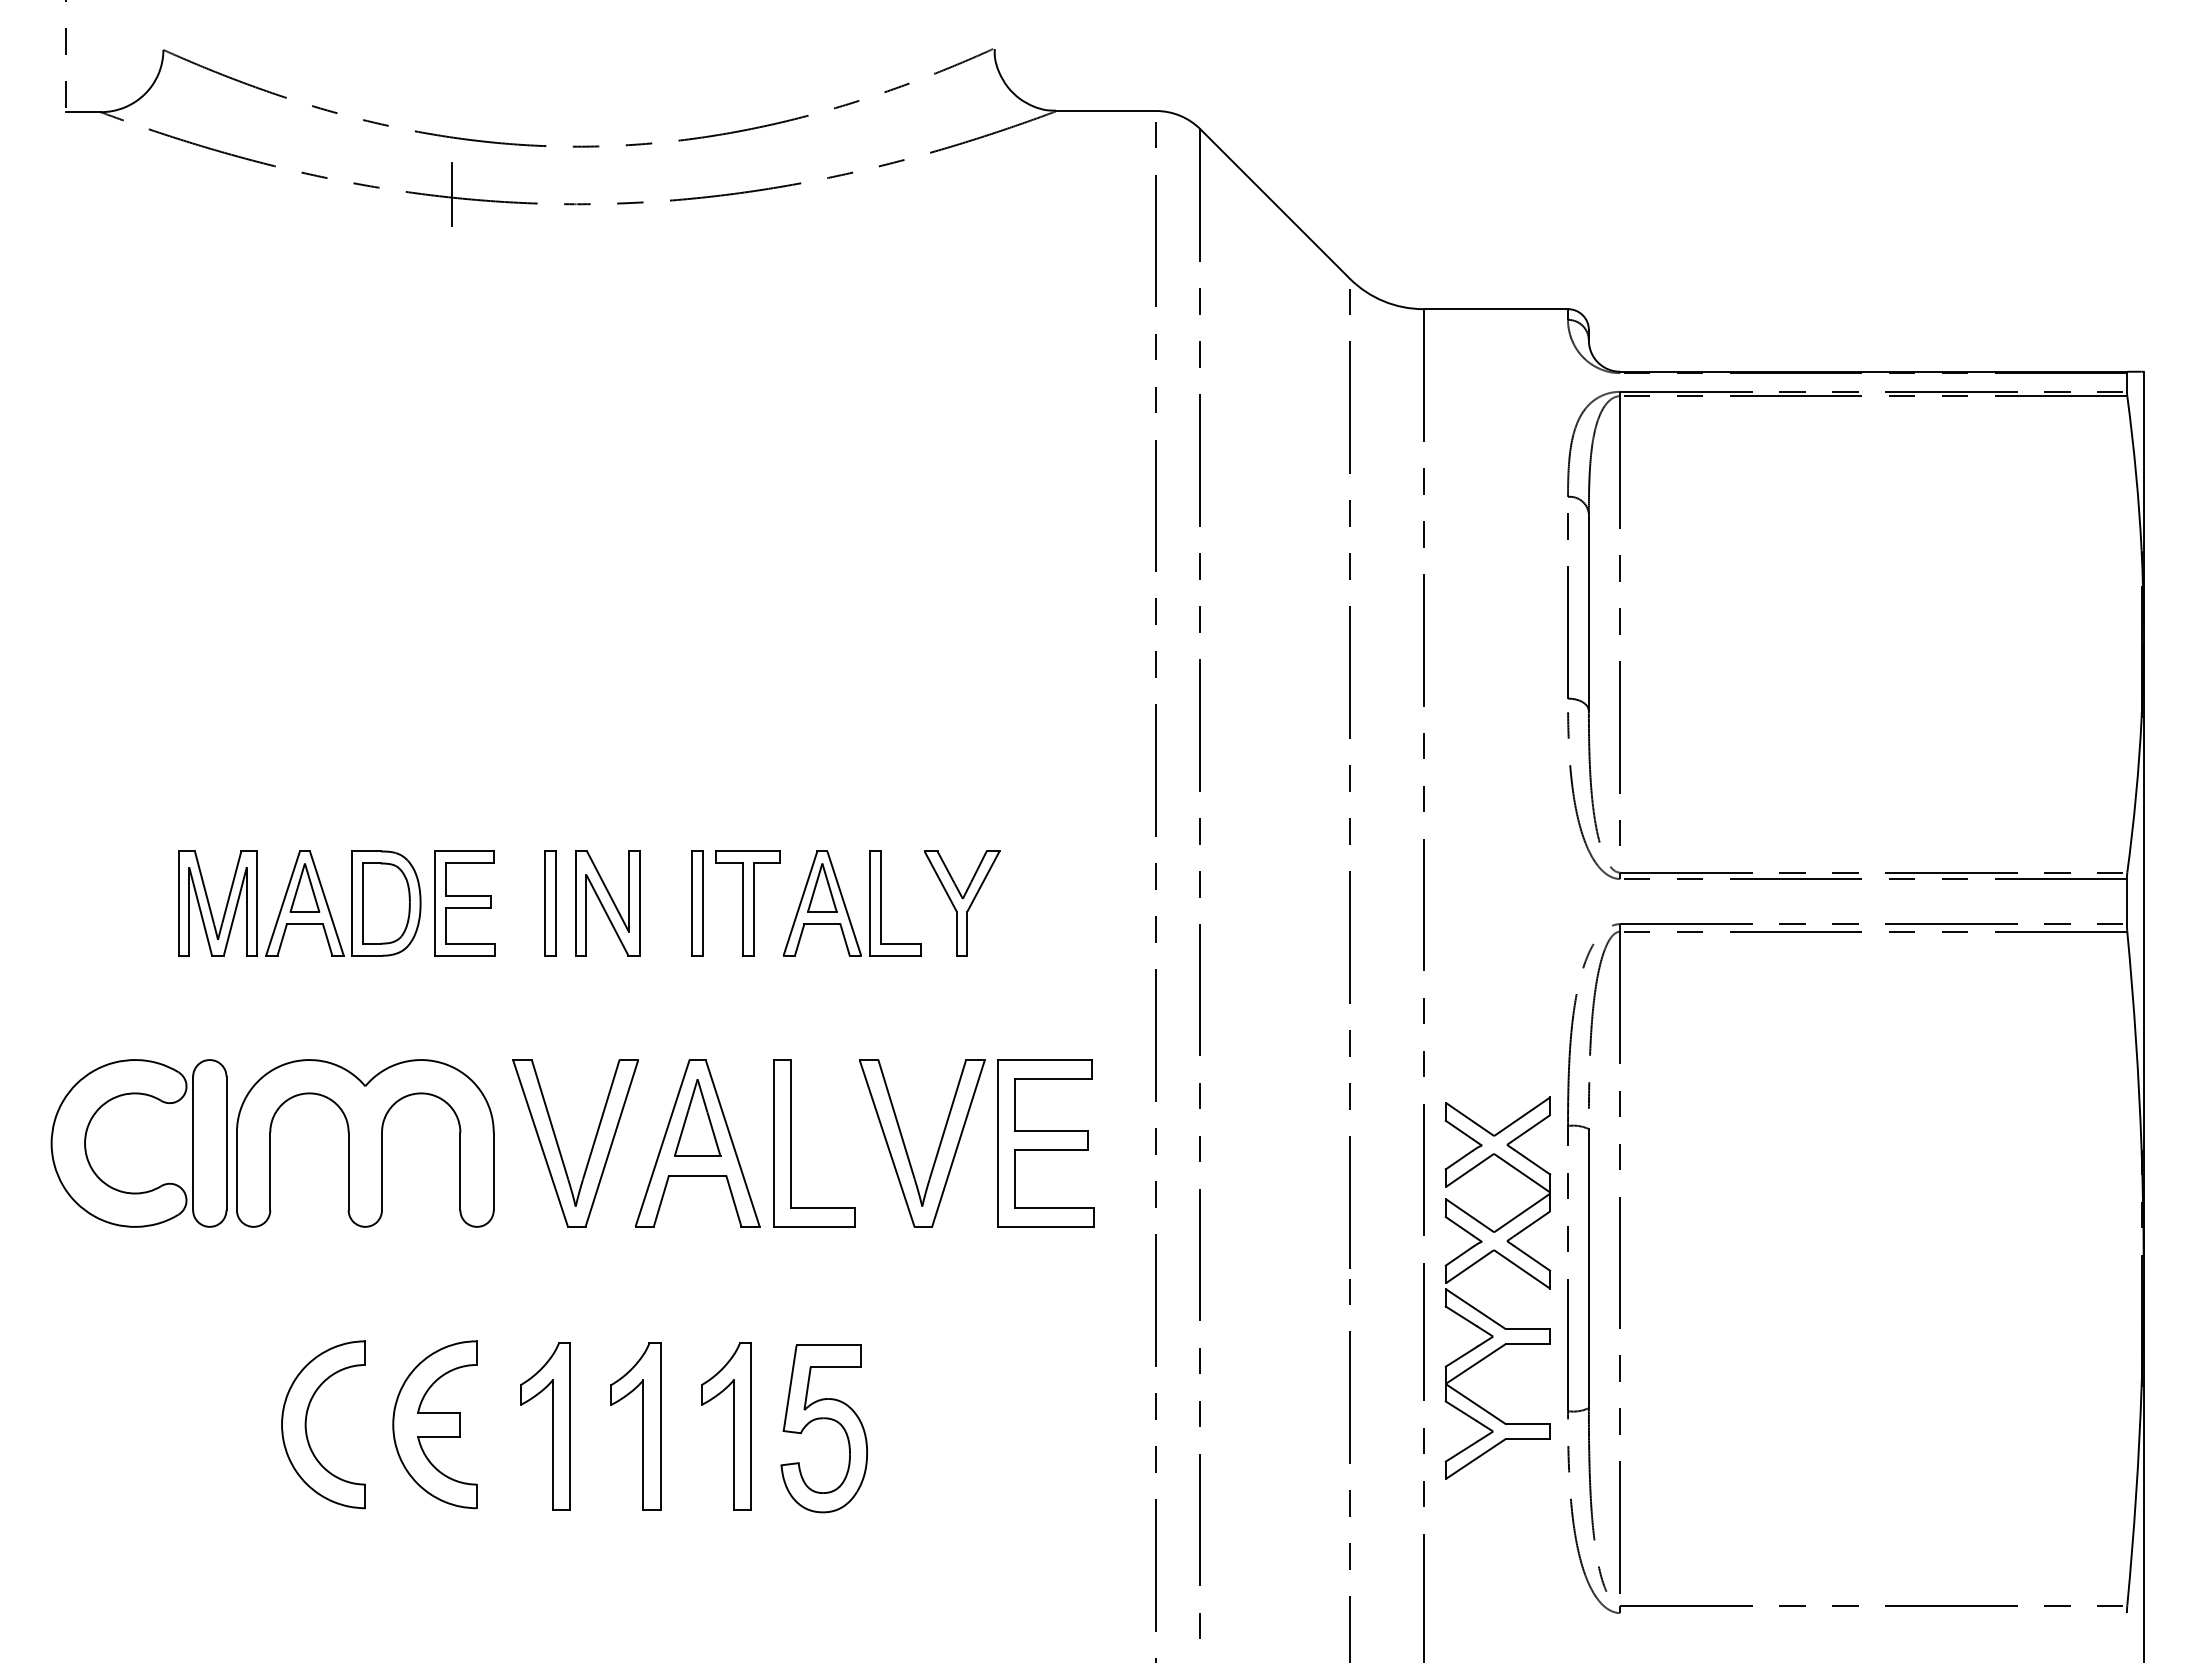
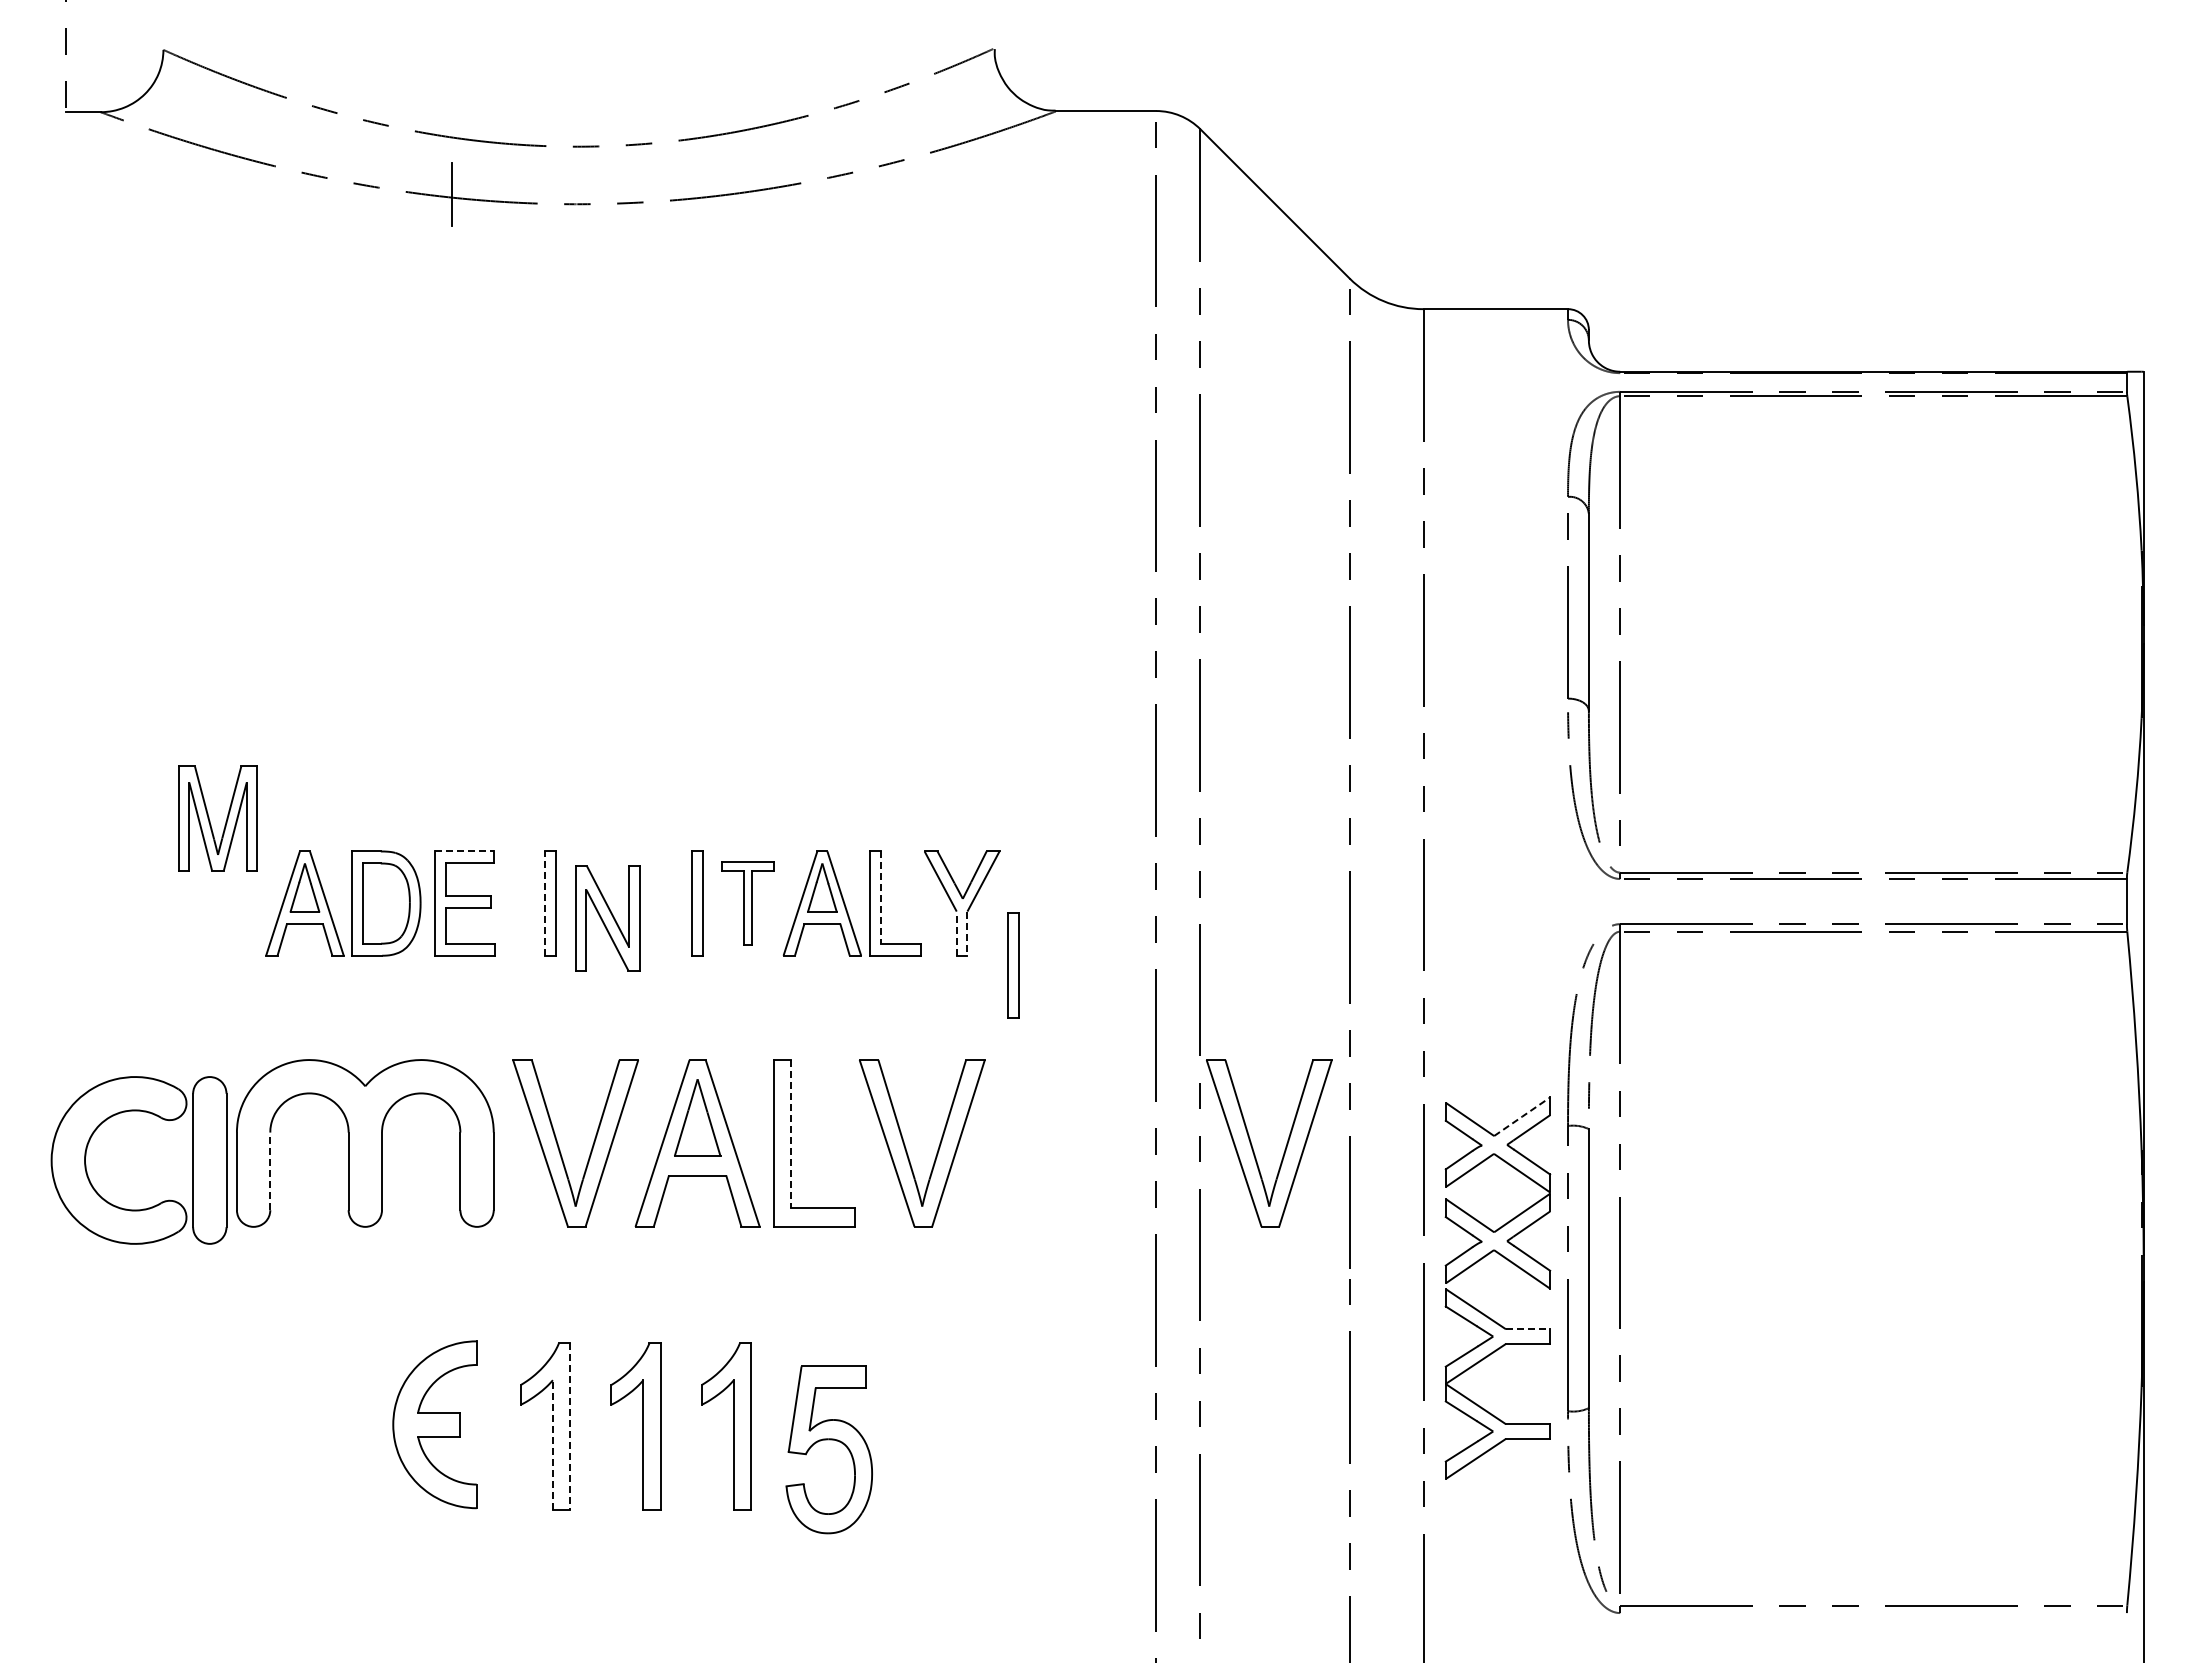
line: solid -> dashed (465, 851)
line: solid -> dashed (880, 898)
line: solid -> dashed (544, 903)
part position: (607, 903) -> (607, 918) (607, 918)
part size: 66x107 px -> 54x85 px (747, 903)
part position: (210, 905) -> (210, 820) (210, 820)
line: solid -> dashed (956, 933)
line: solid -> dashed (967, 934)
part: none -> present (1013, 965)
line: solid -> dashed (1522, 1116)
line: solid -> dashed (790, 1133)
part: present -> none (1045, 1143)
part: none -> present (1284, 1149)
line: solid -> dashed (270, 1171)
part position: (161, 1184) -> (161, 1201) (161, 1201)
line: solid -> dashed (1528, 1329)
part position: (823, 1419) -> (828, 1440) (828, 1440)
part: present -> none (306, 1424)
line: solid -> dashed (570, 1427)
line: solid -> dashed (552, 1444)
